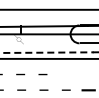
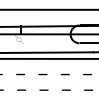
line: dashed -> solid (46, 52)
part: none -> present (64, 74)
part: none -> present (87, 74)
part size: 15x3 px -> 9x2 px (88, 89)
